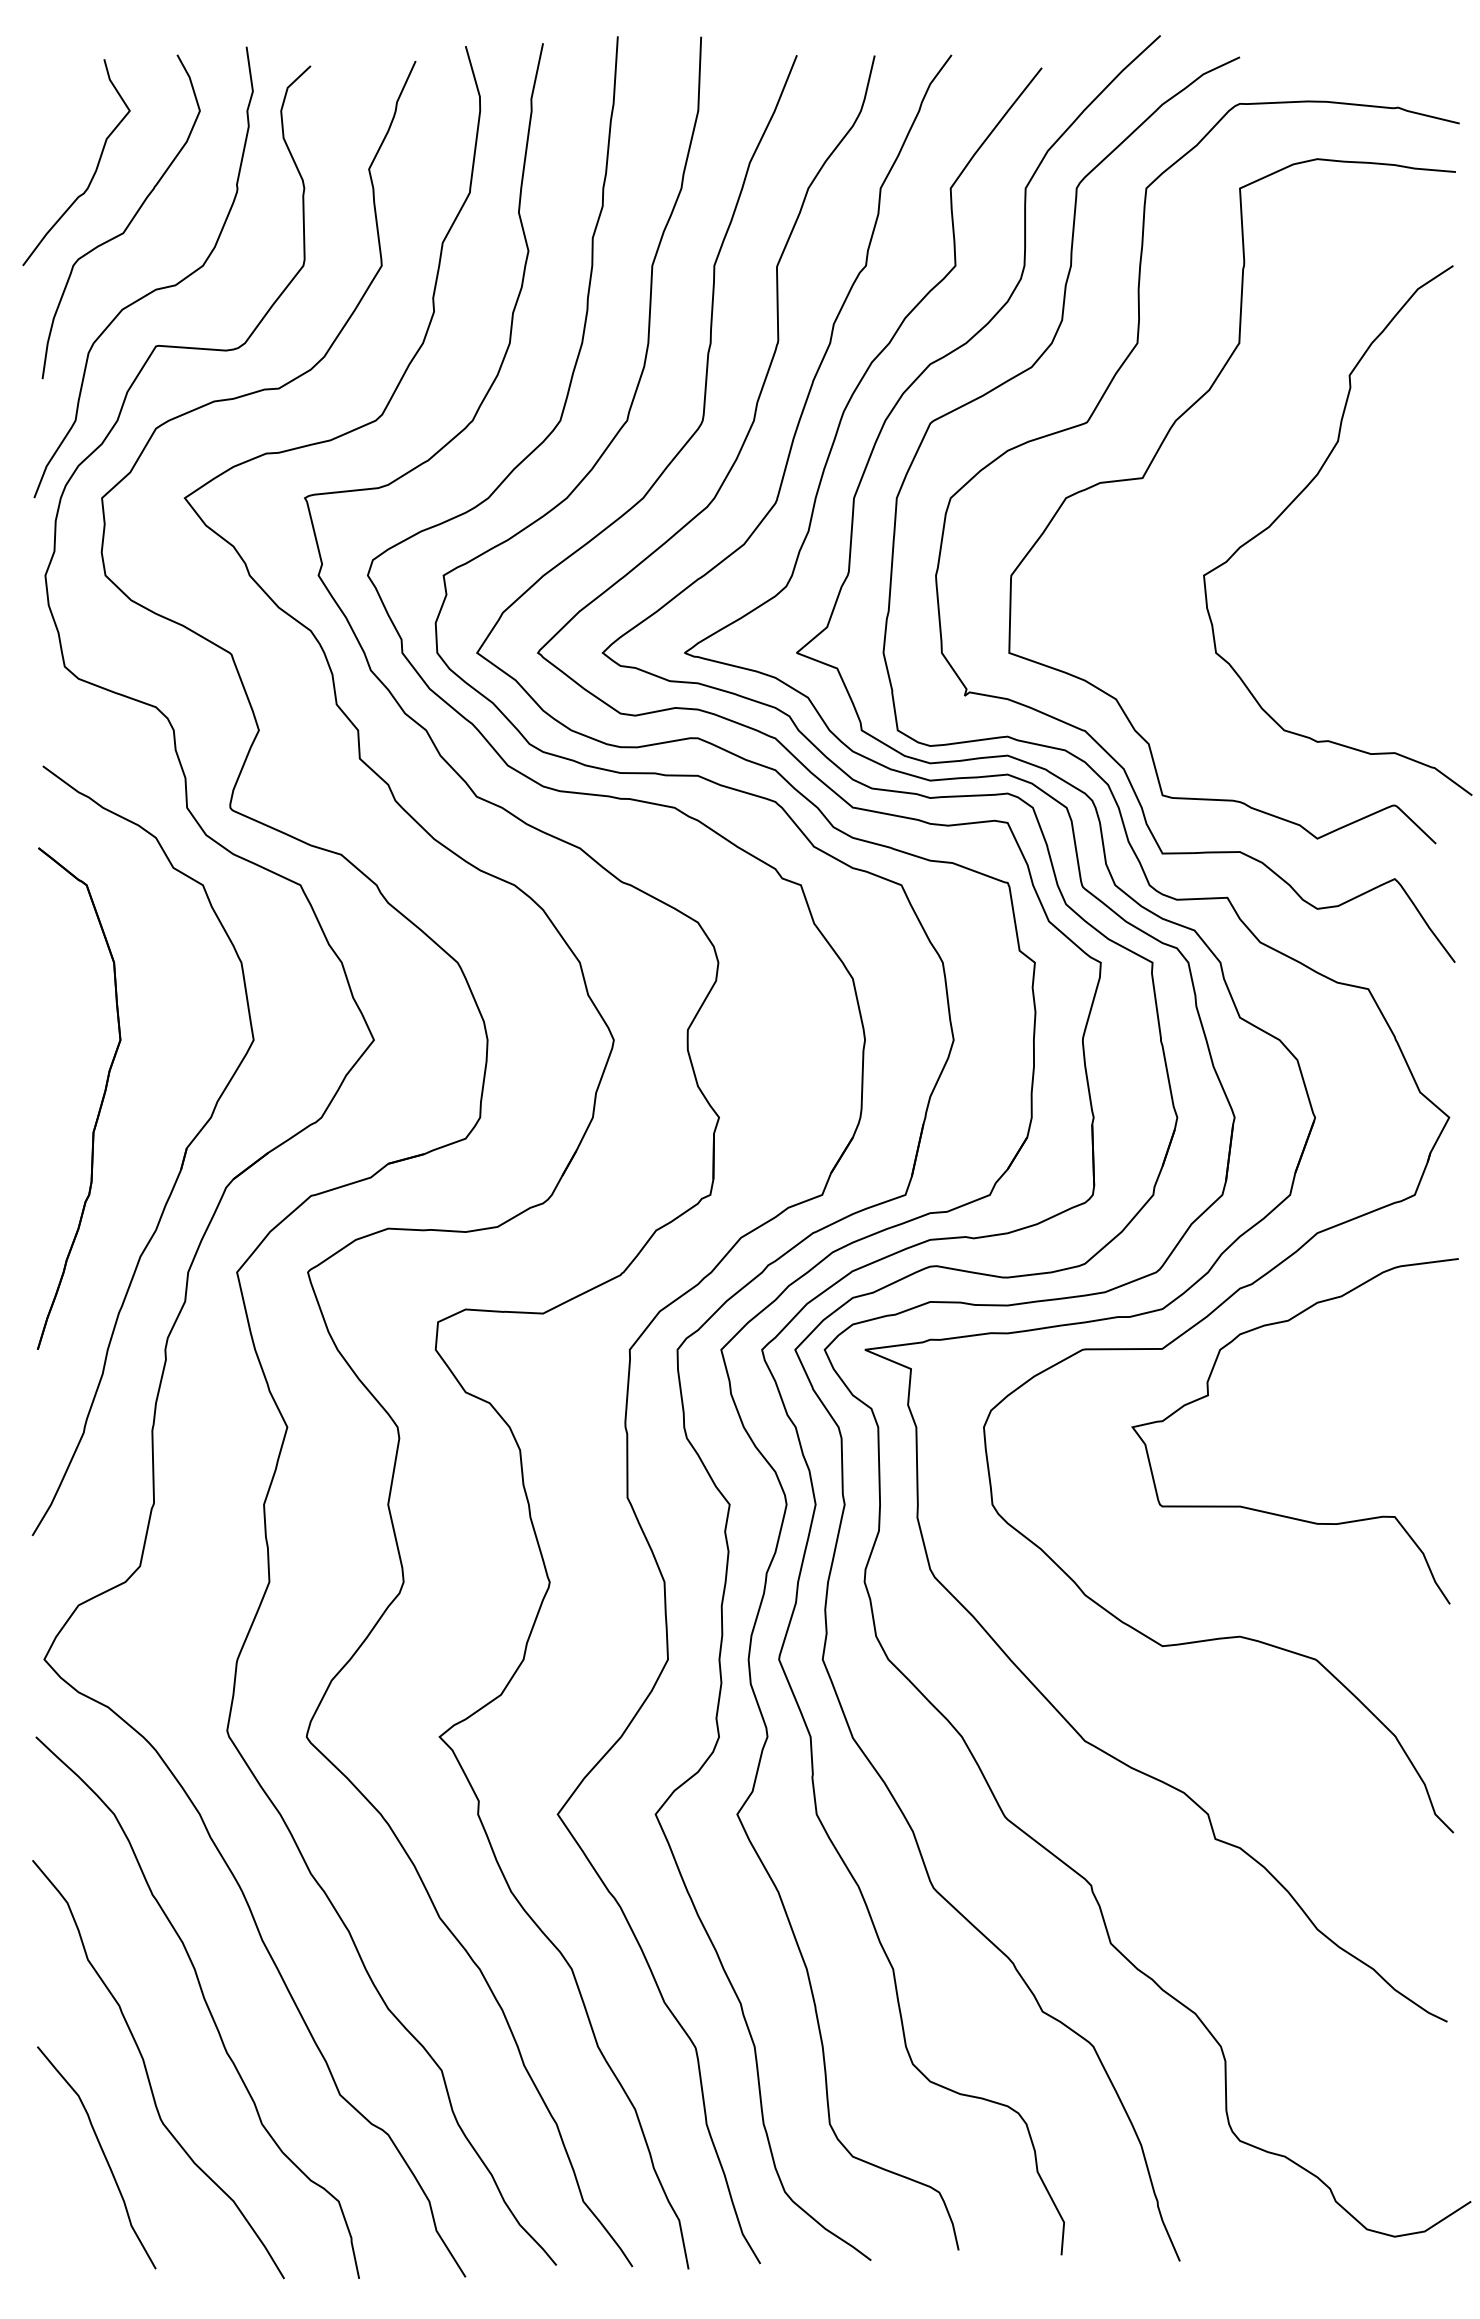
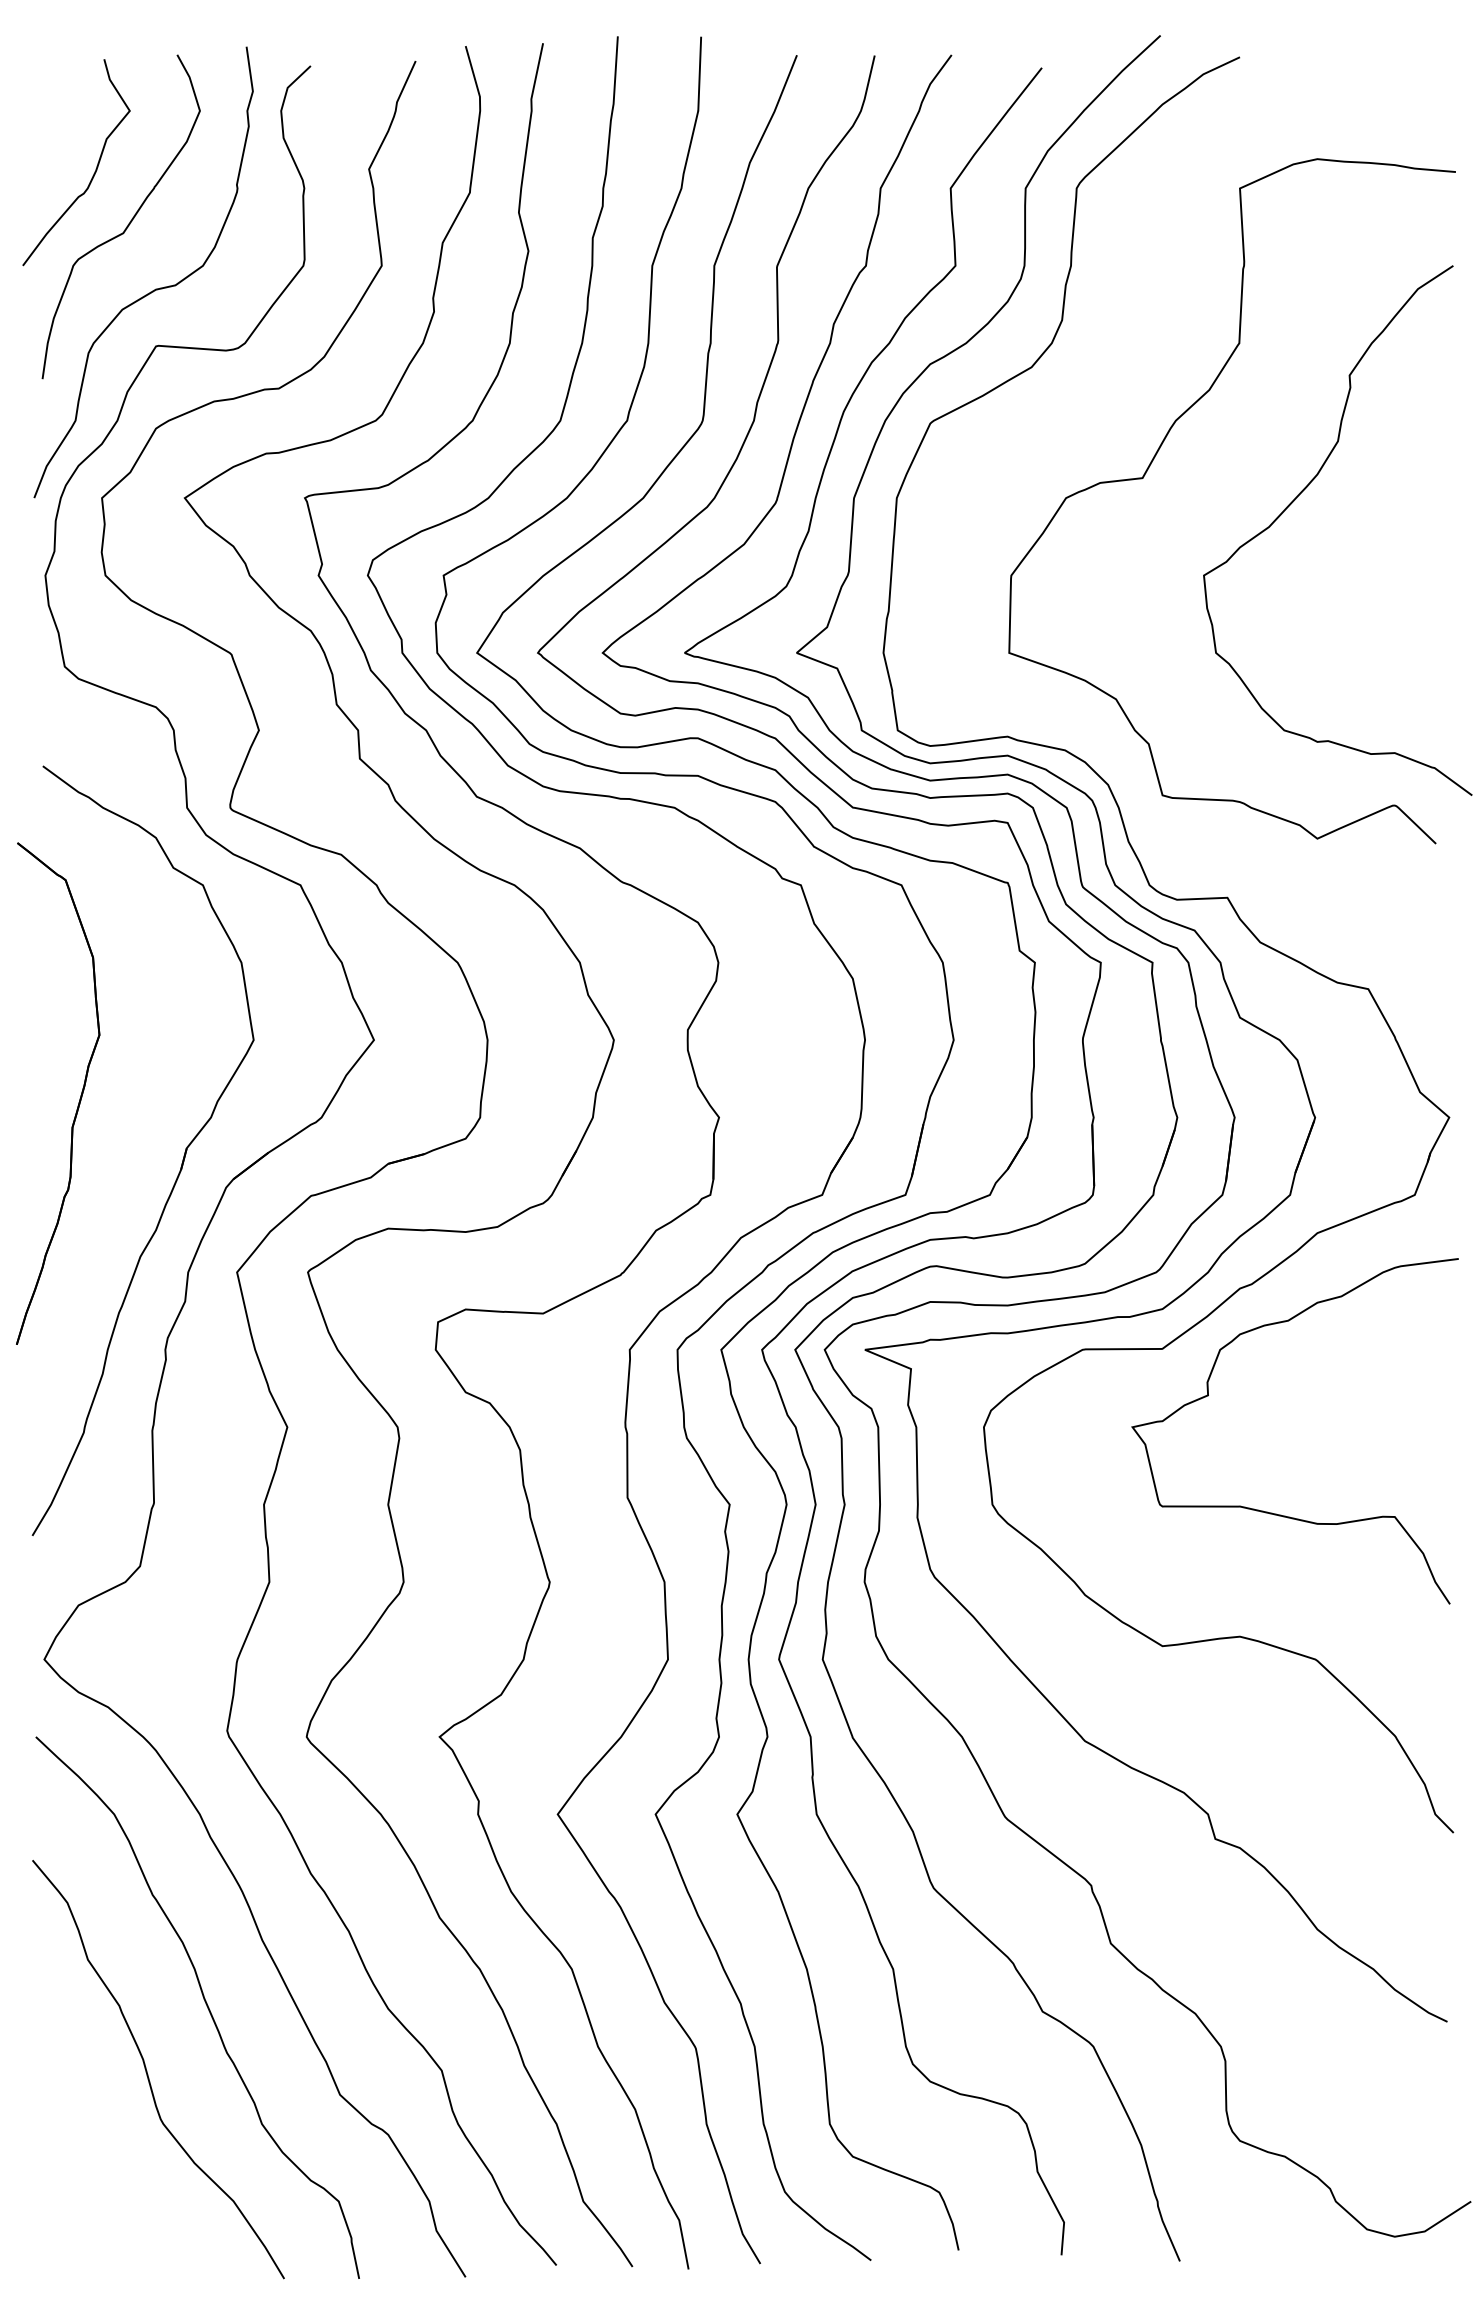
curve: present -> none (1088, 422)
part position: (100, 1103) -> (79, 1098) (79, 1098)
curve: present -> none (102, 2153)
